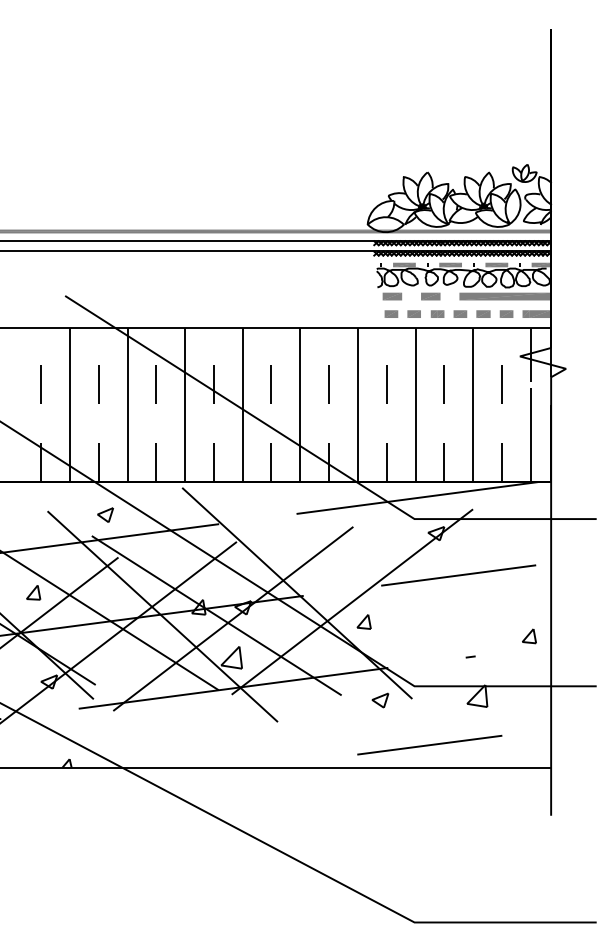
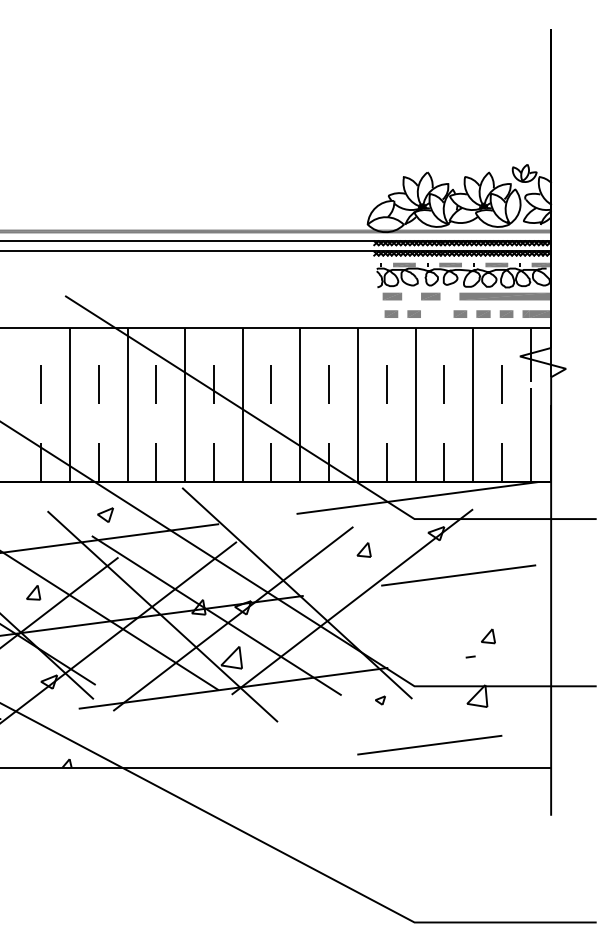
part: present -> none (437, 313)
part position: (363, 621) -> (363, 549) (363, 549)
part position: (529, 636) -> (488, 636) (488, 636)
part size: 19x17 px -> 11x11 px (380, 700)
